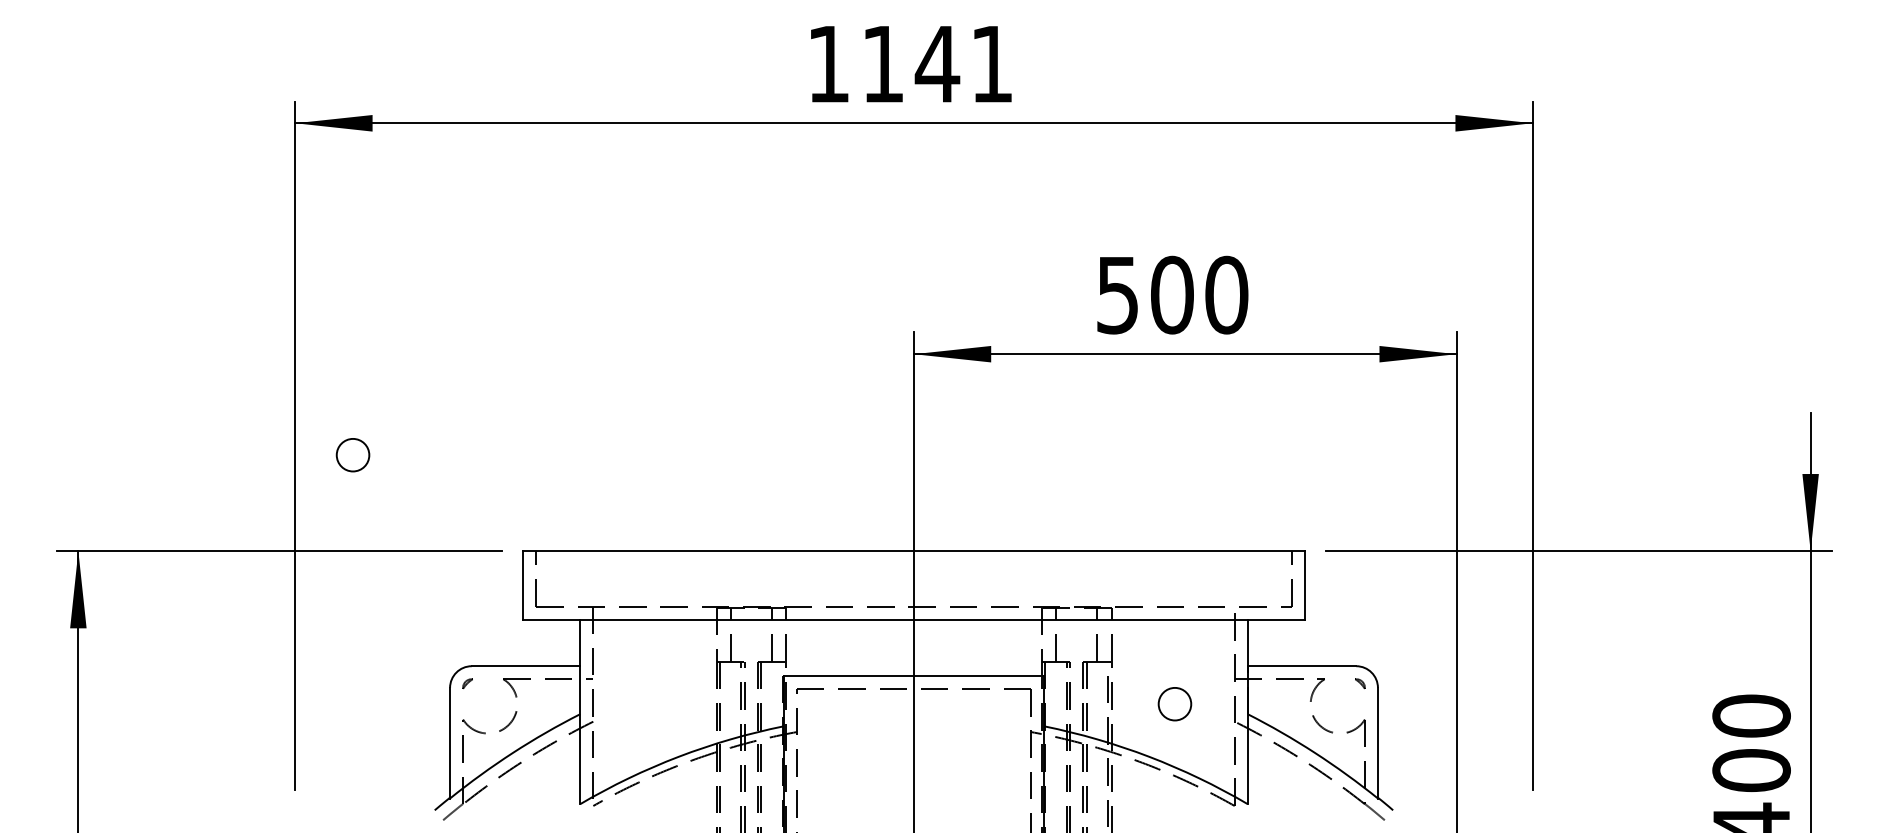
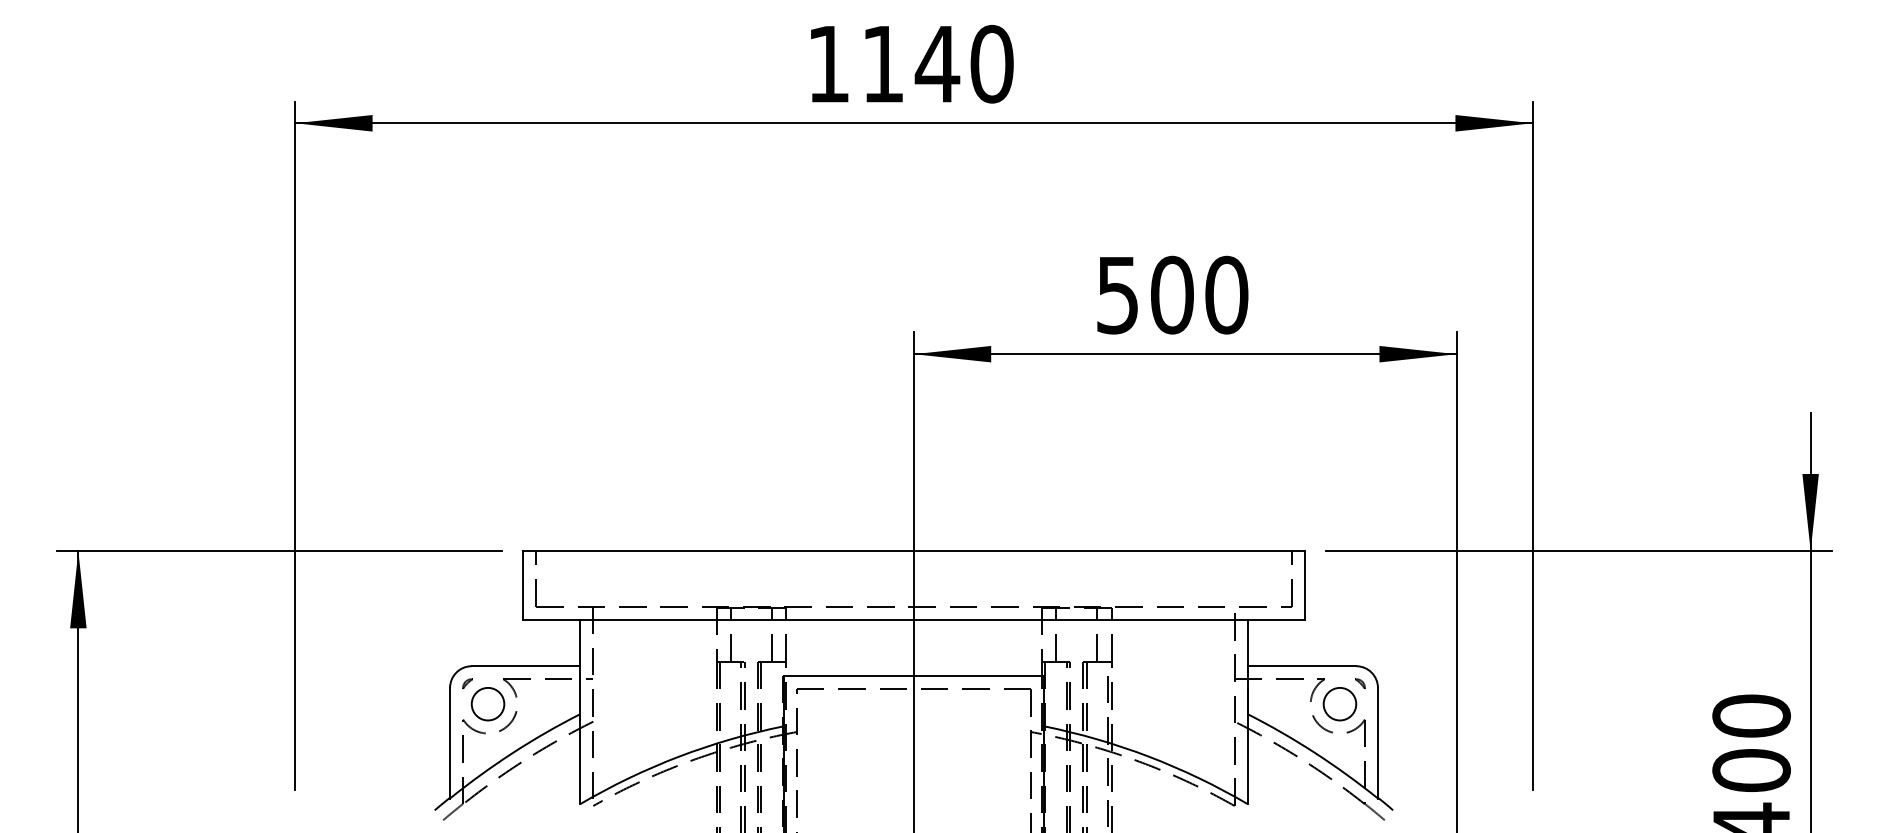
text: 1141 -> 1140 (991, 63)
circle position: (352, 455) -> (487, 704) (487, 704)
circle position: (1174, 704) -> (1339, 704) (1339, 704)
